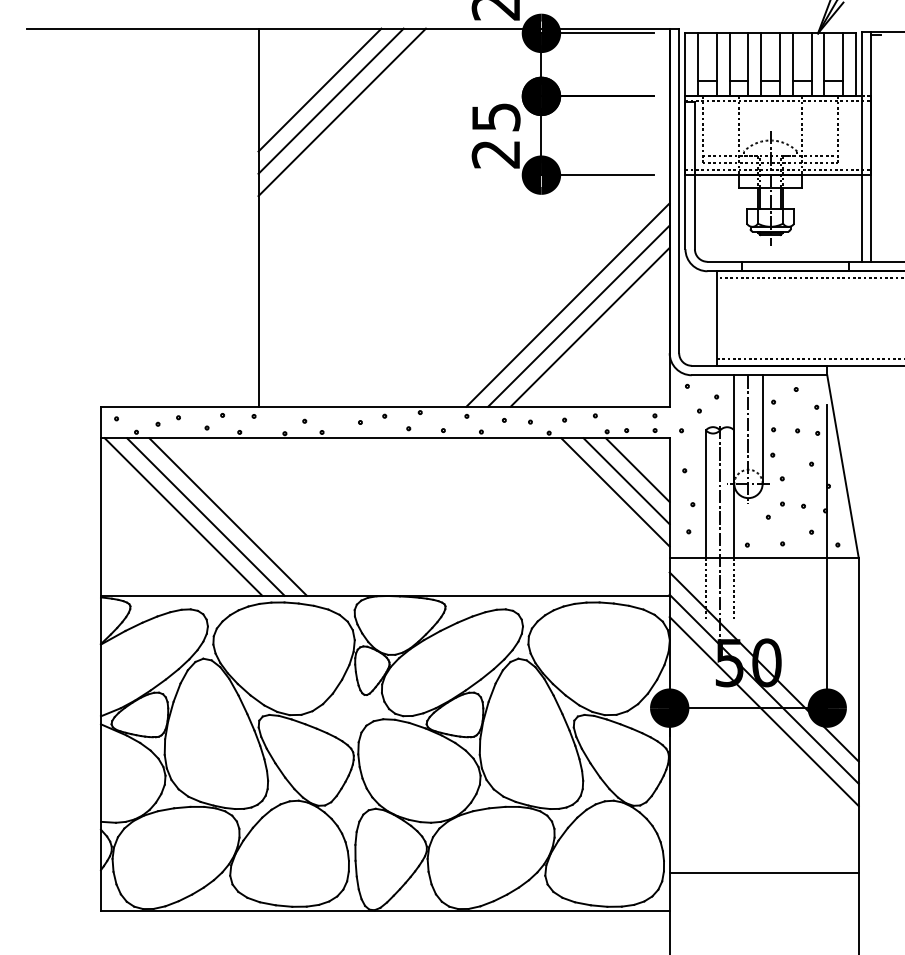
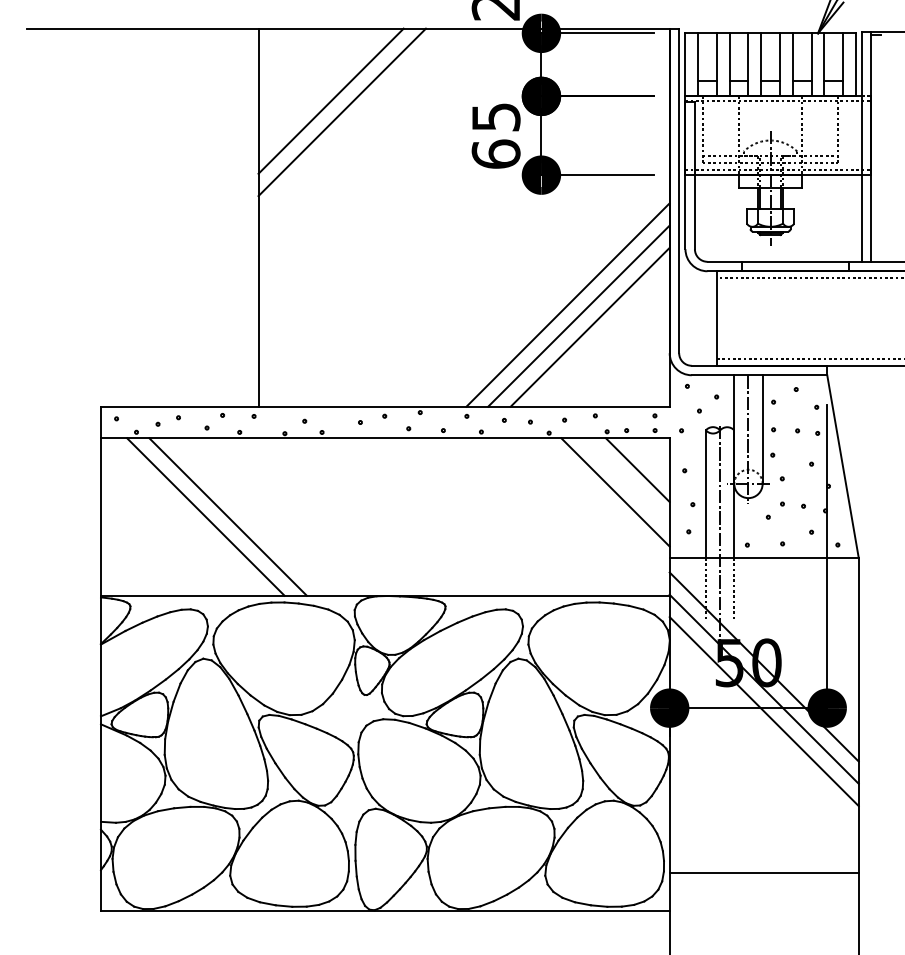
line: present -> none (319, 89)
text: 25 -> 65 (495, 153)
line: present -> none (626, 481)
line: present -> none (183, 516)
